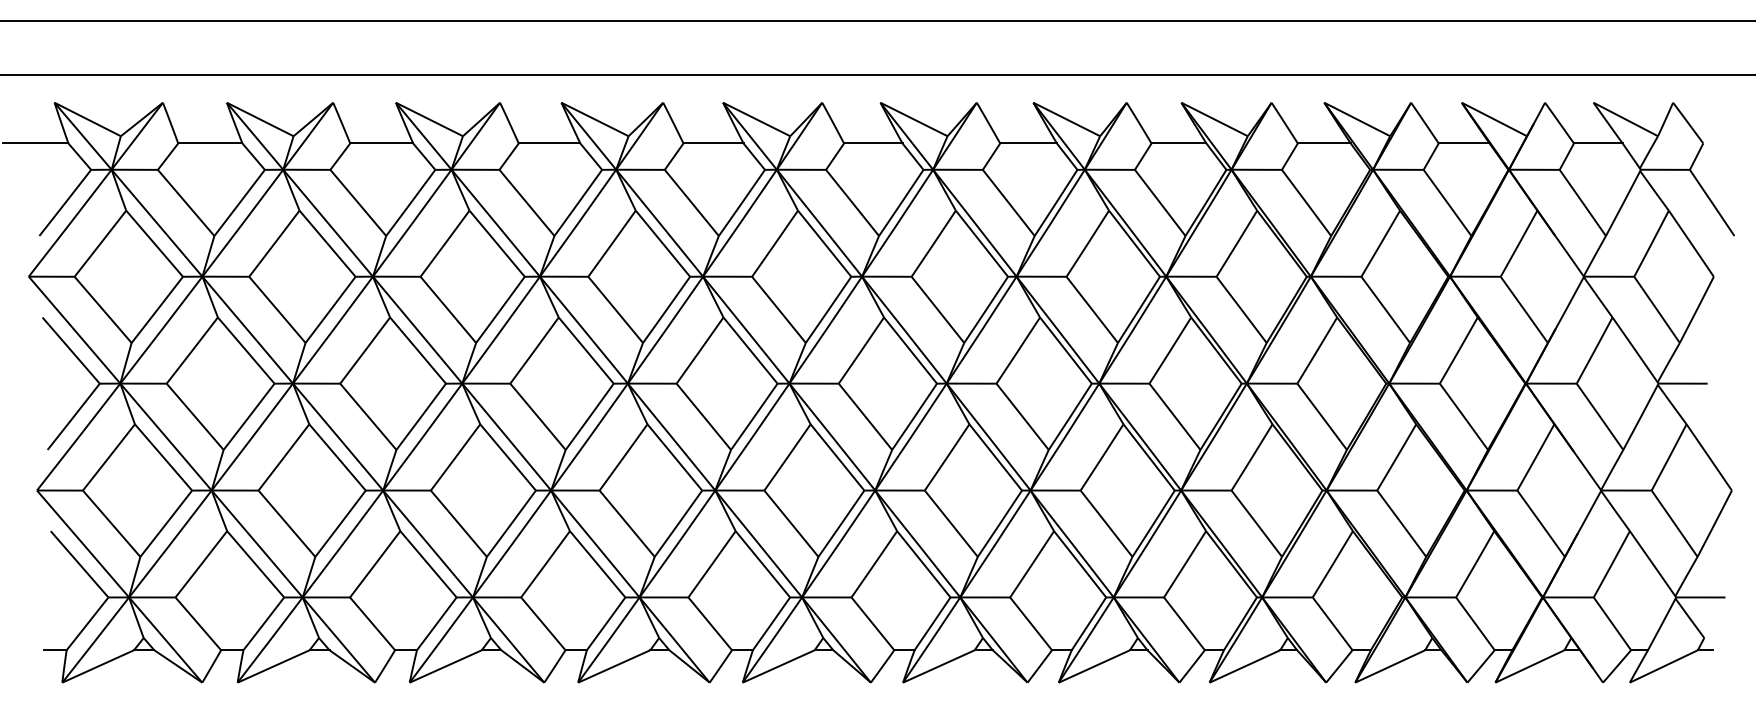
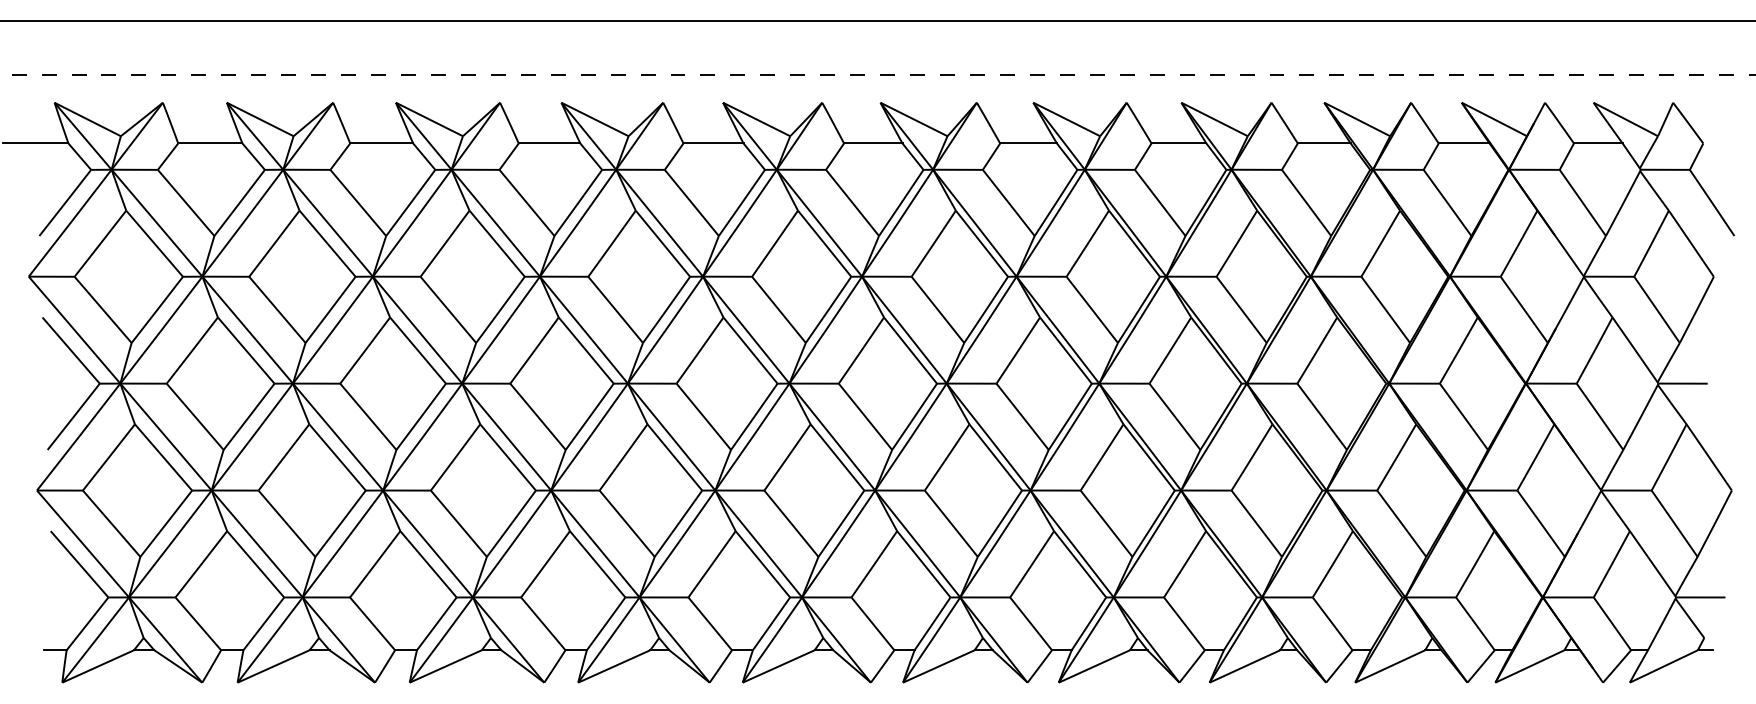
line: solid -> dashed (877, 75)
